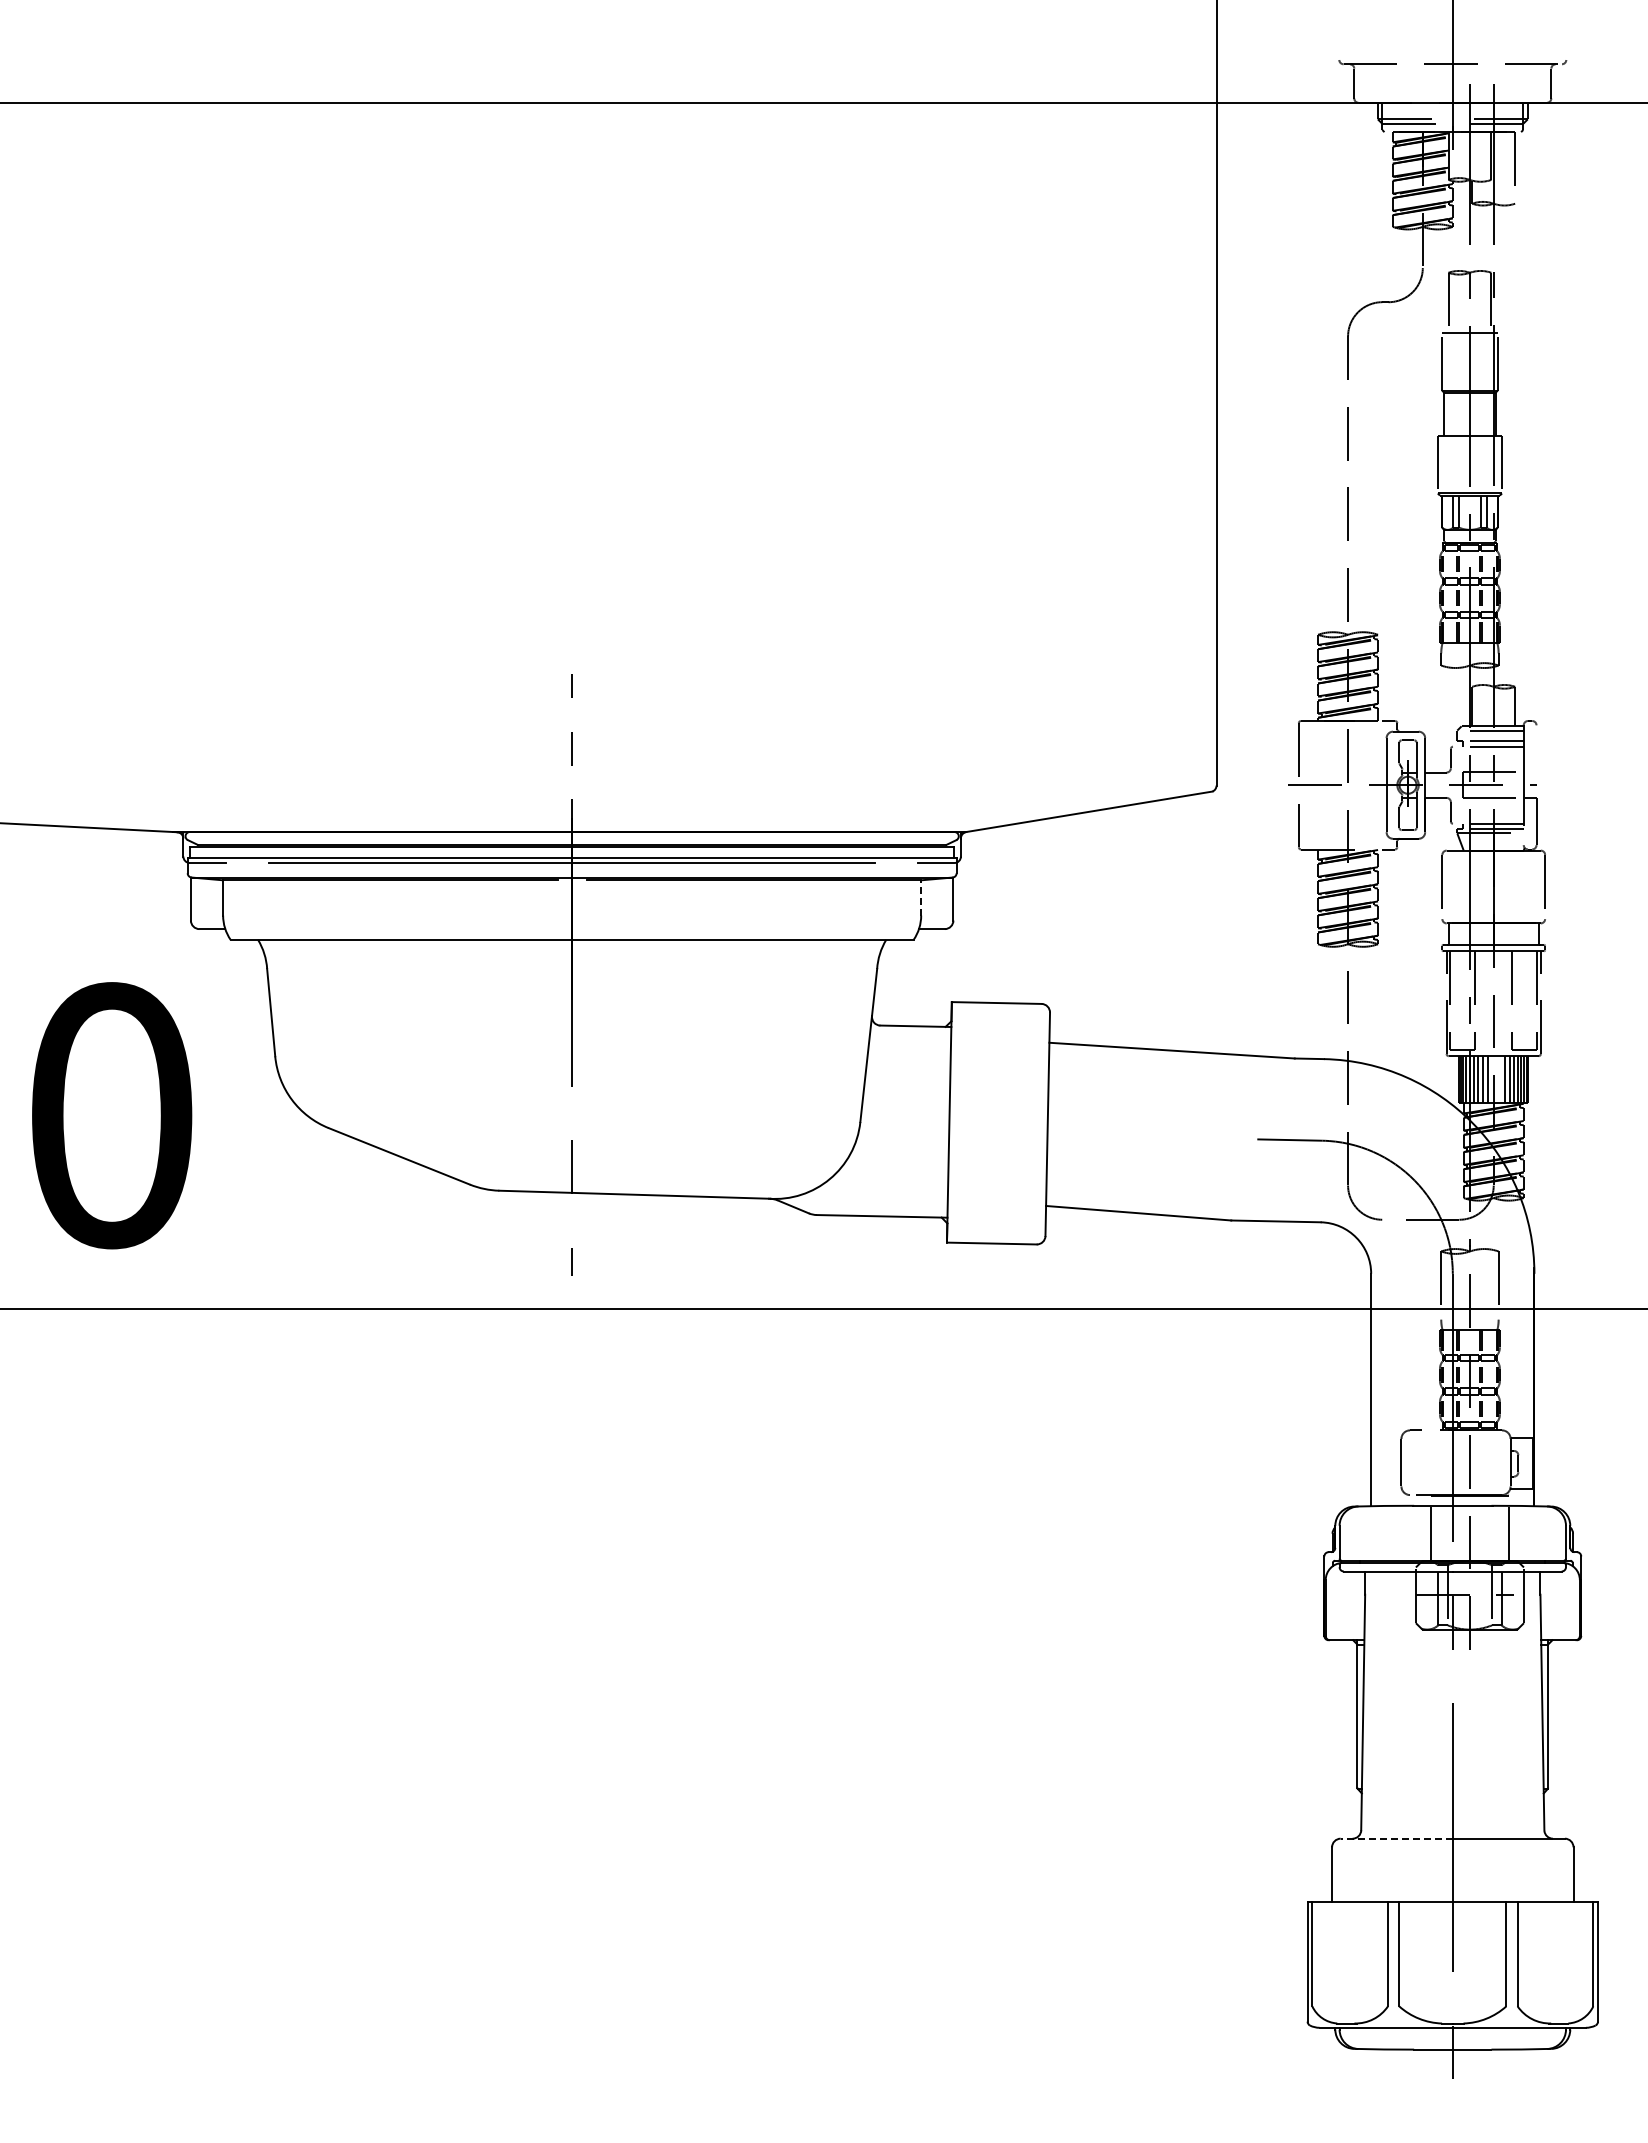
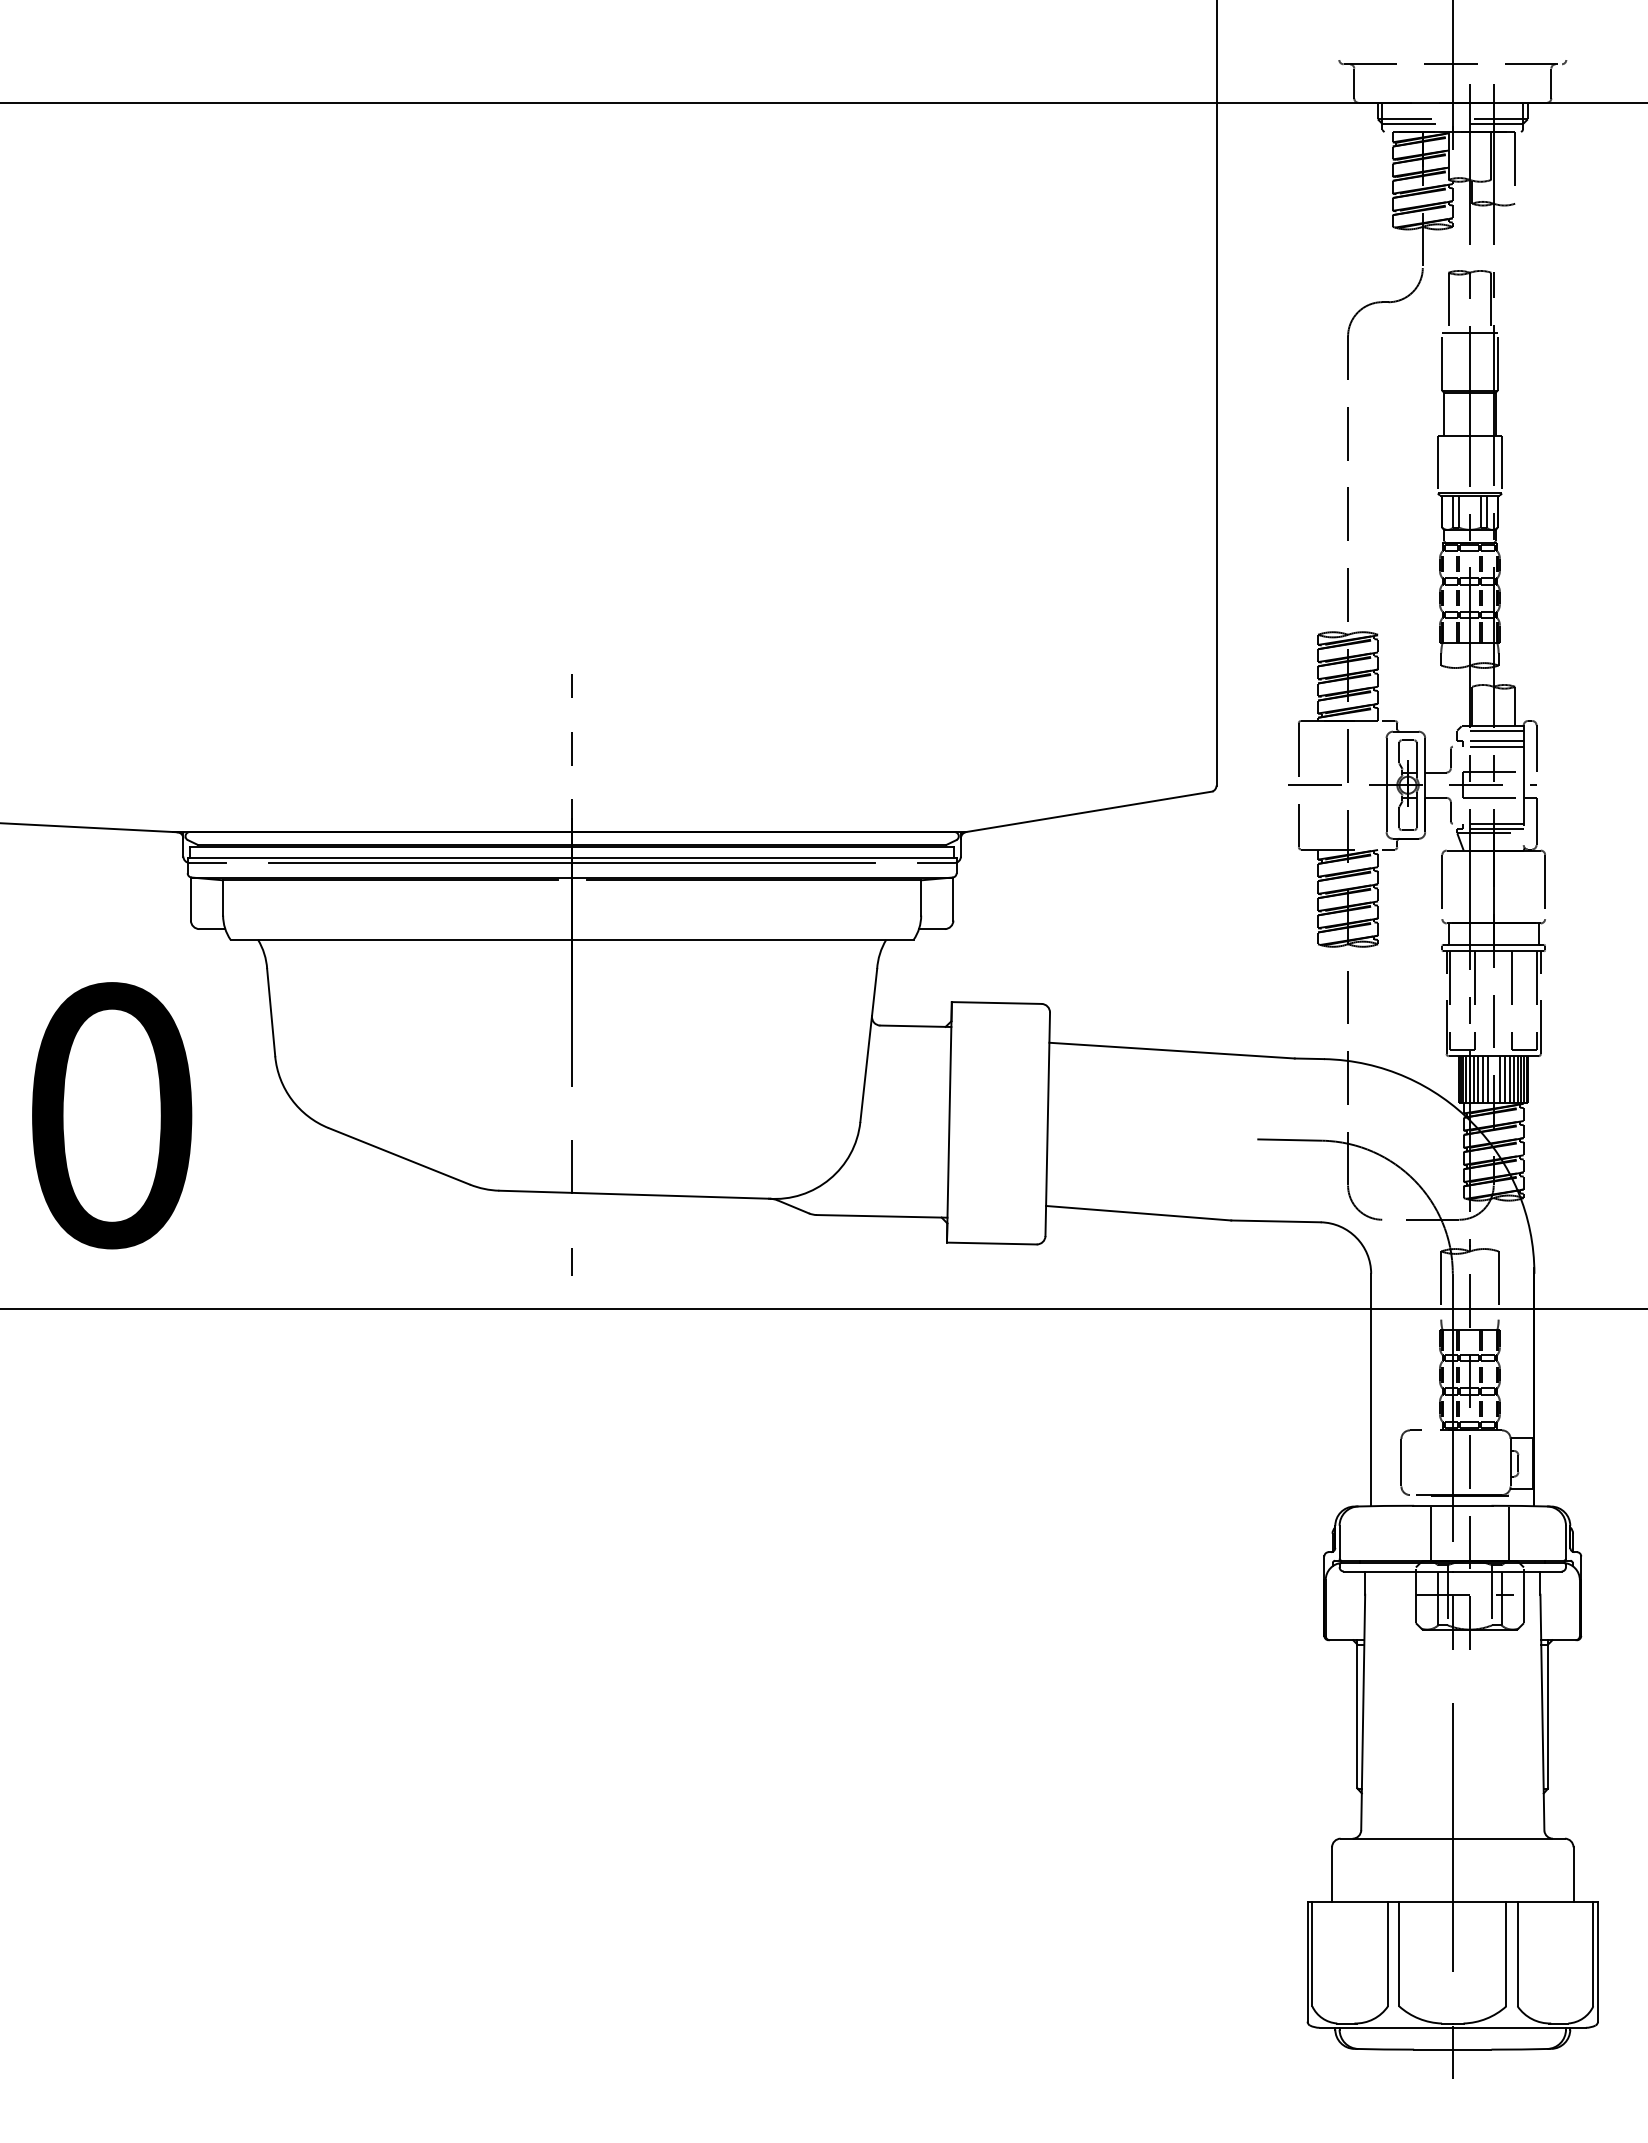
line: none -> present (1536, 748)
line: dashed -> solid (921, 897)
line: none -> present (1499, 1079)
line: dashed -> solid (1396, 1838)
